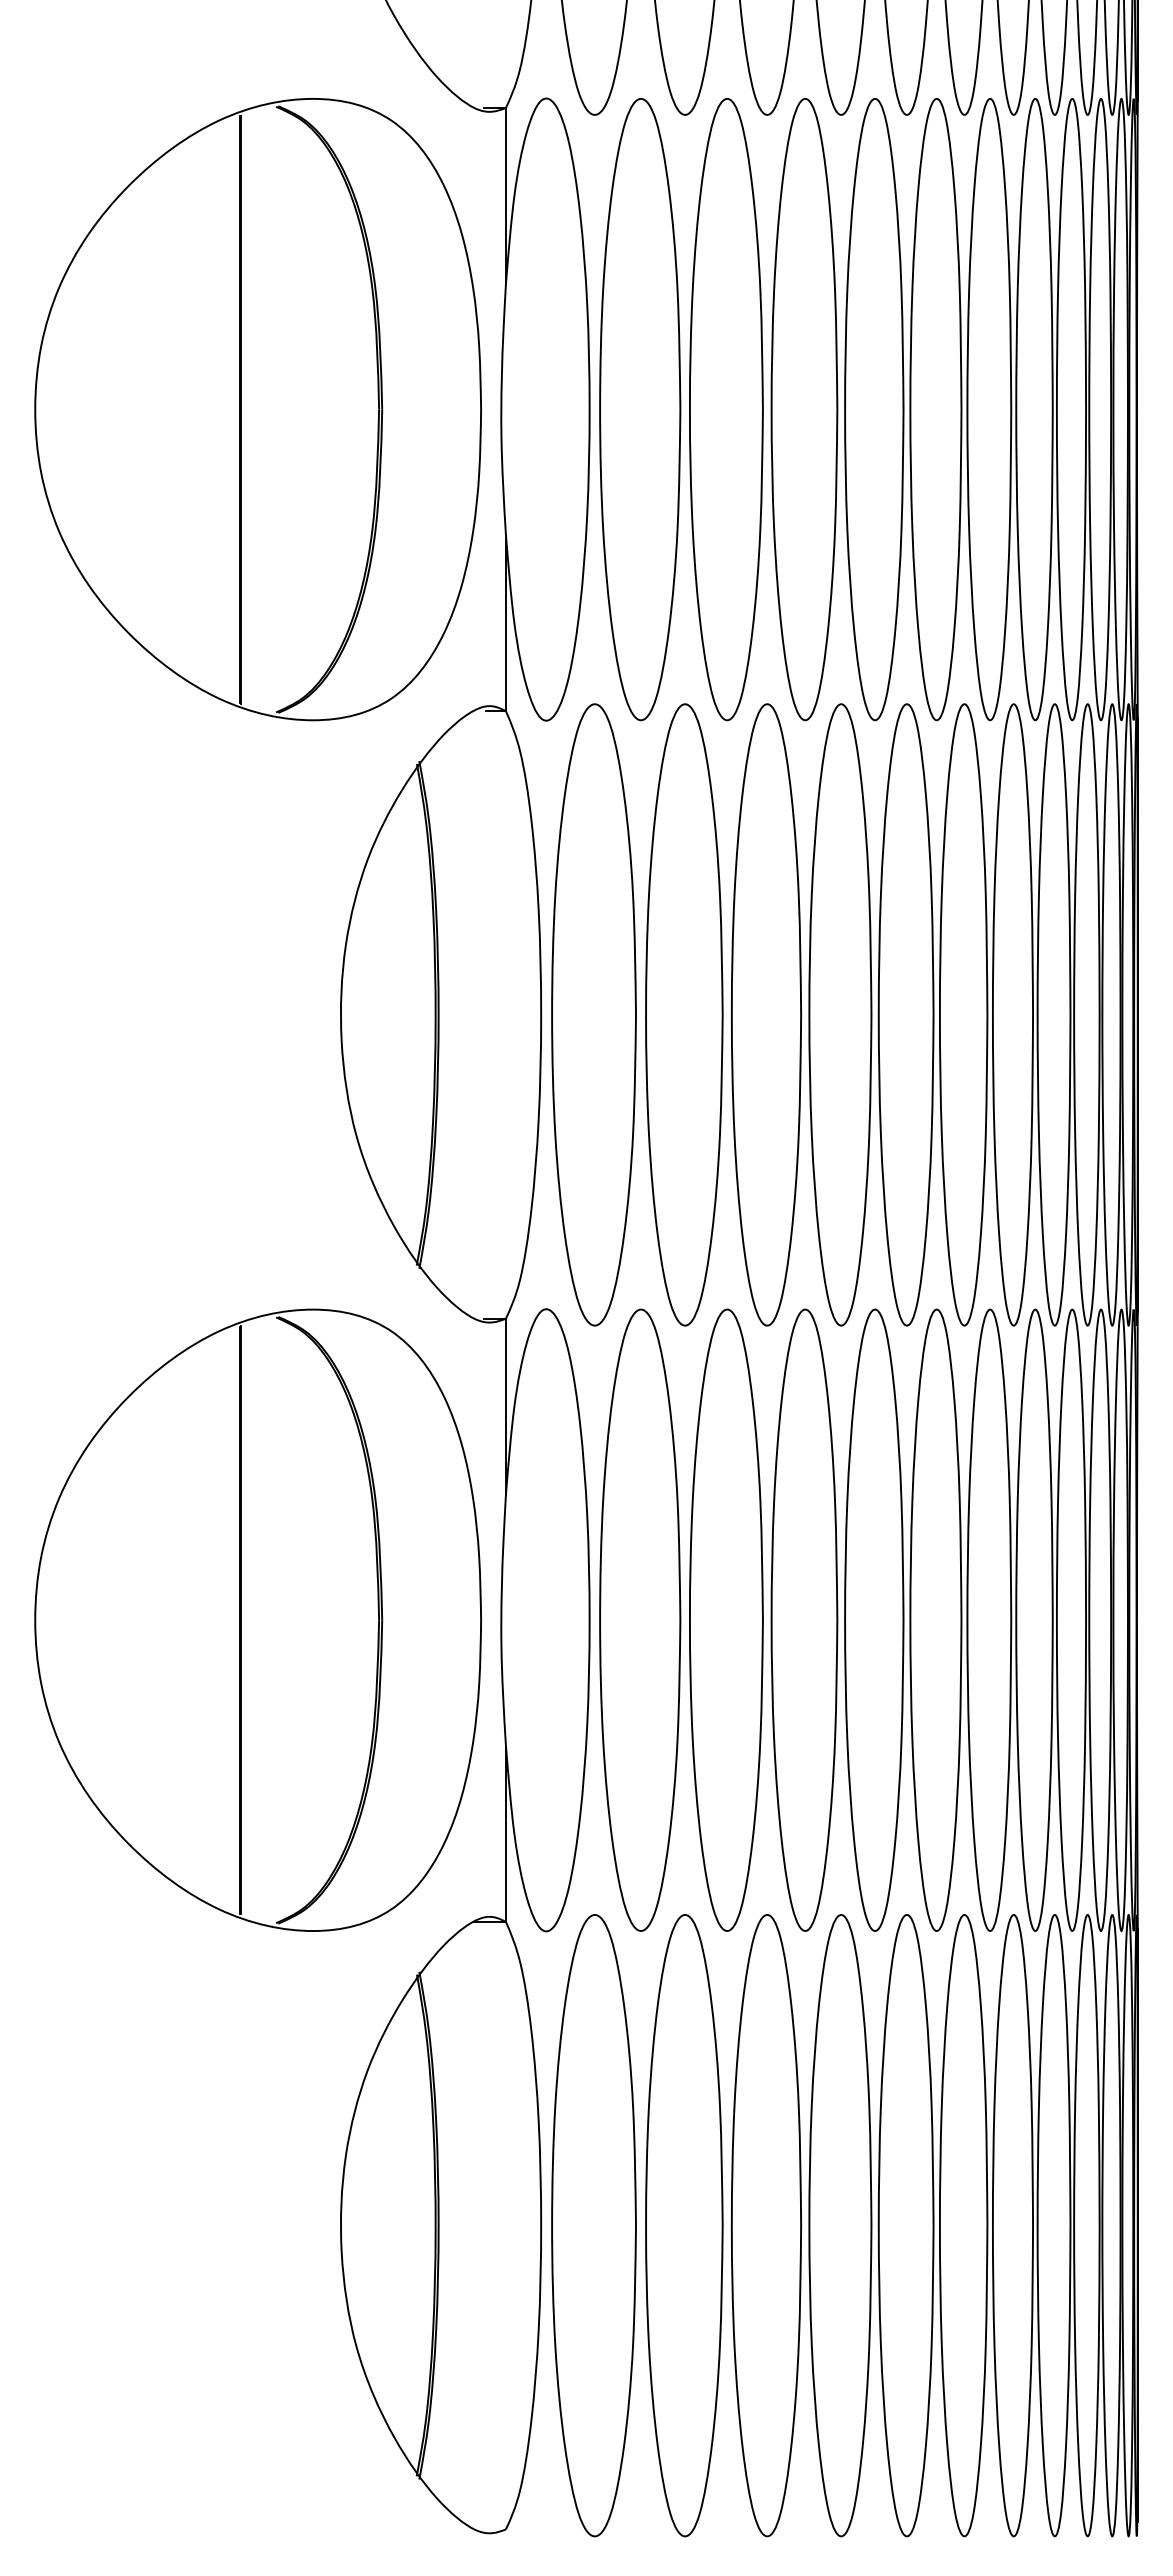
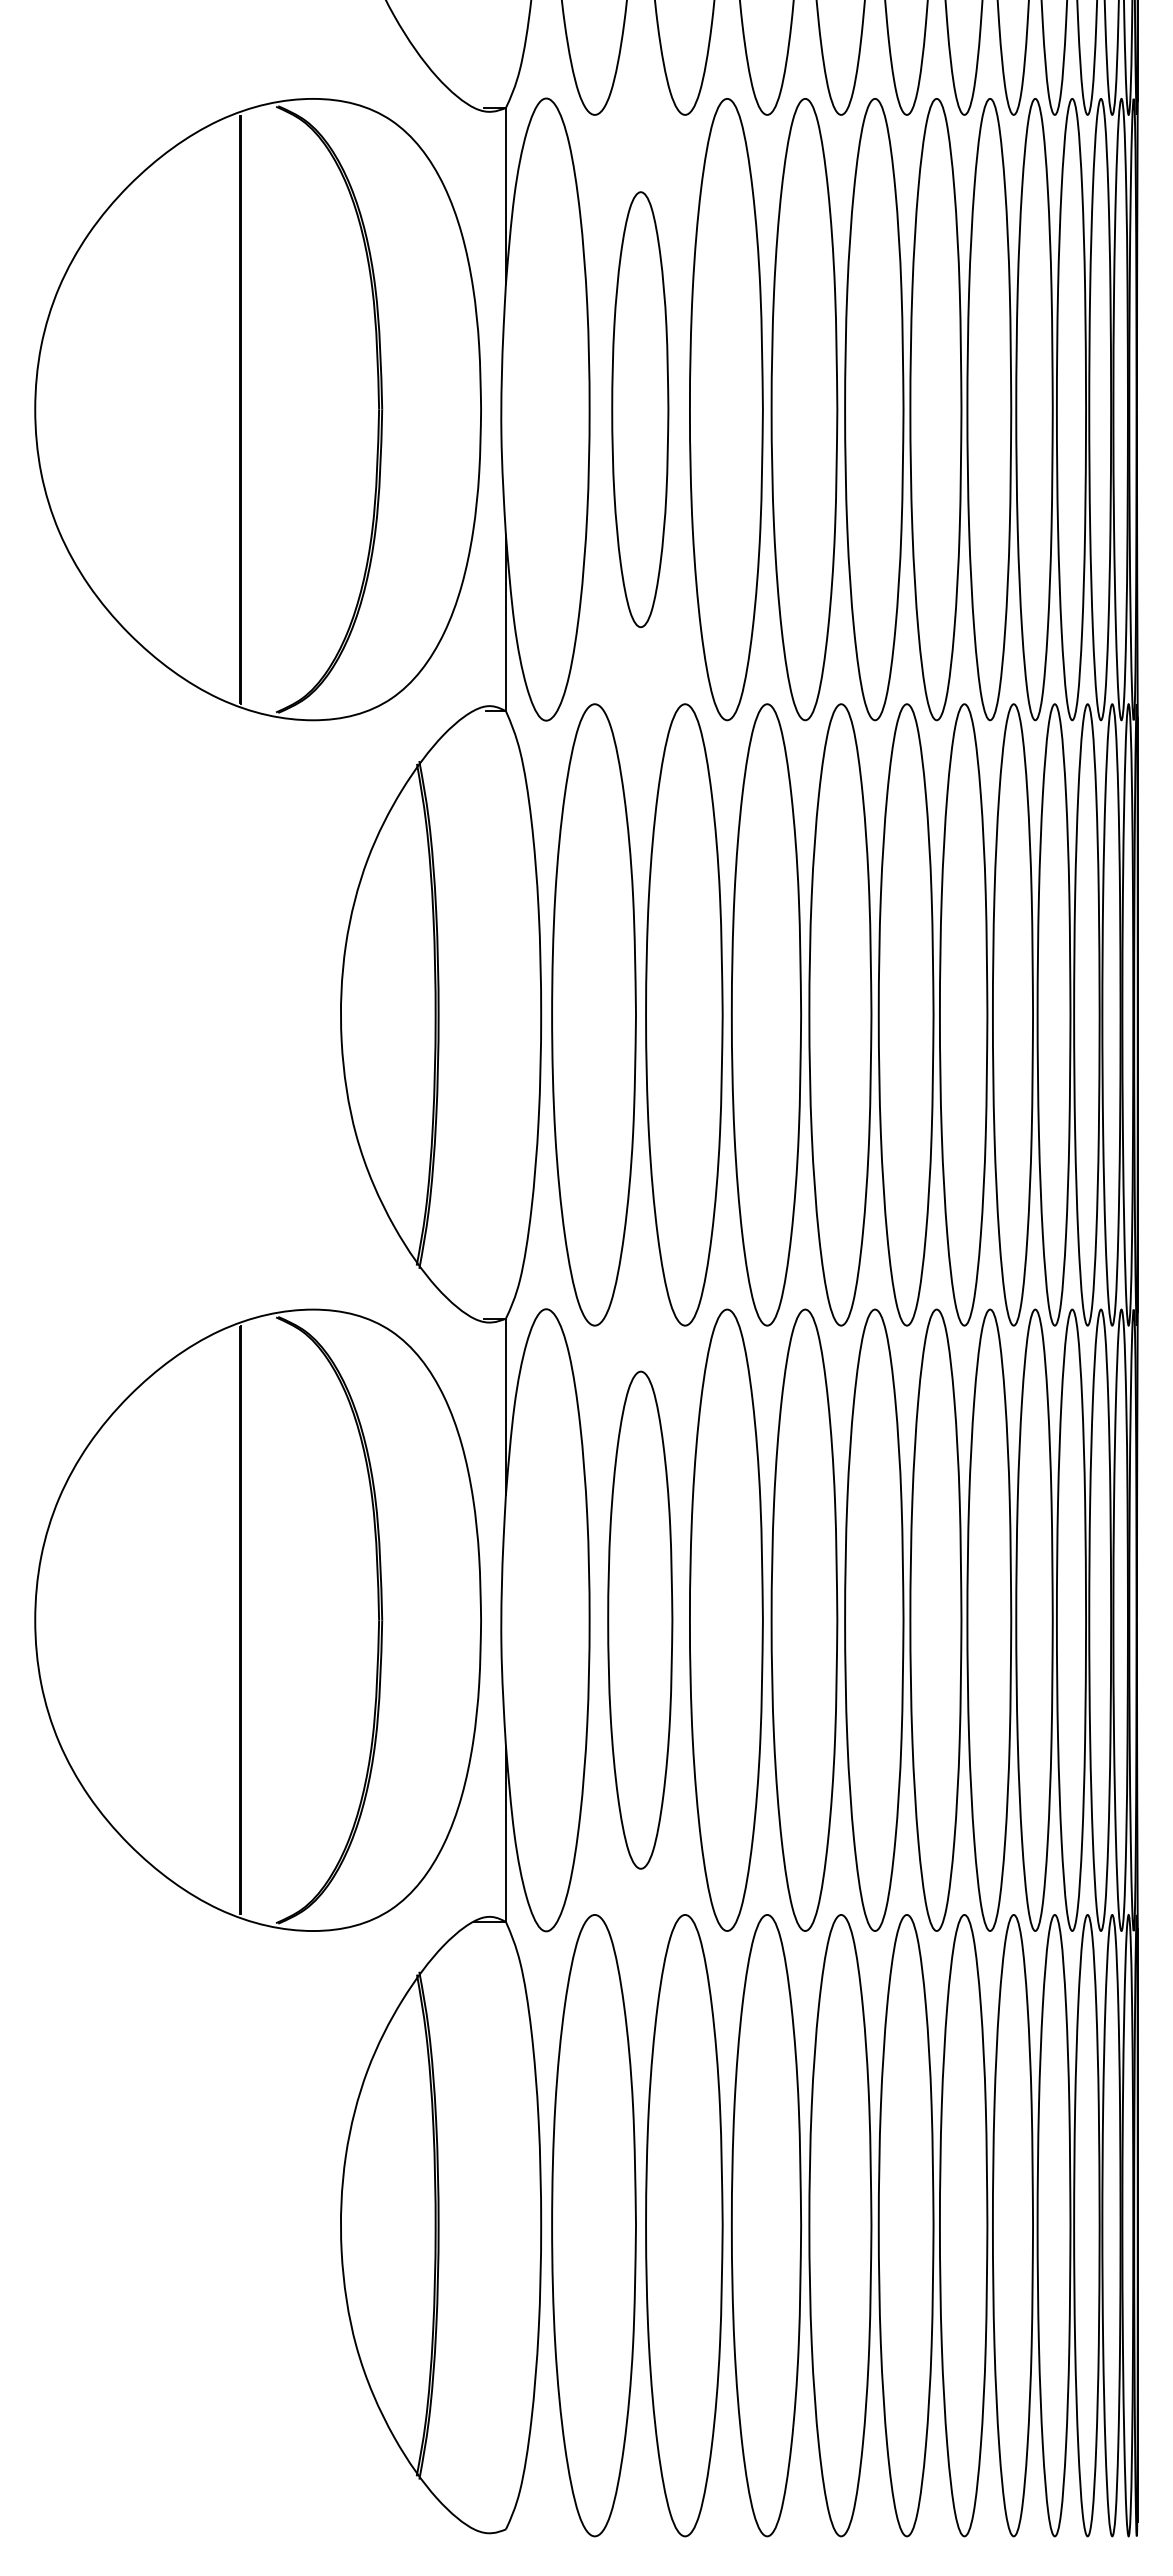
part size: 83x624 px -> 59x438 px (640, 409)
part size: 83x624 px -> 67x500 px (640, 1619)
